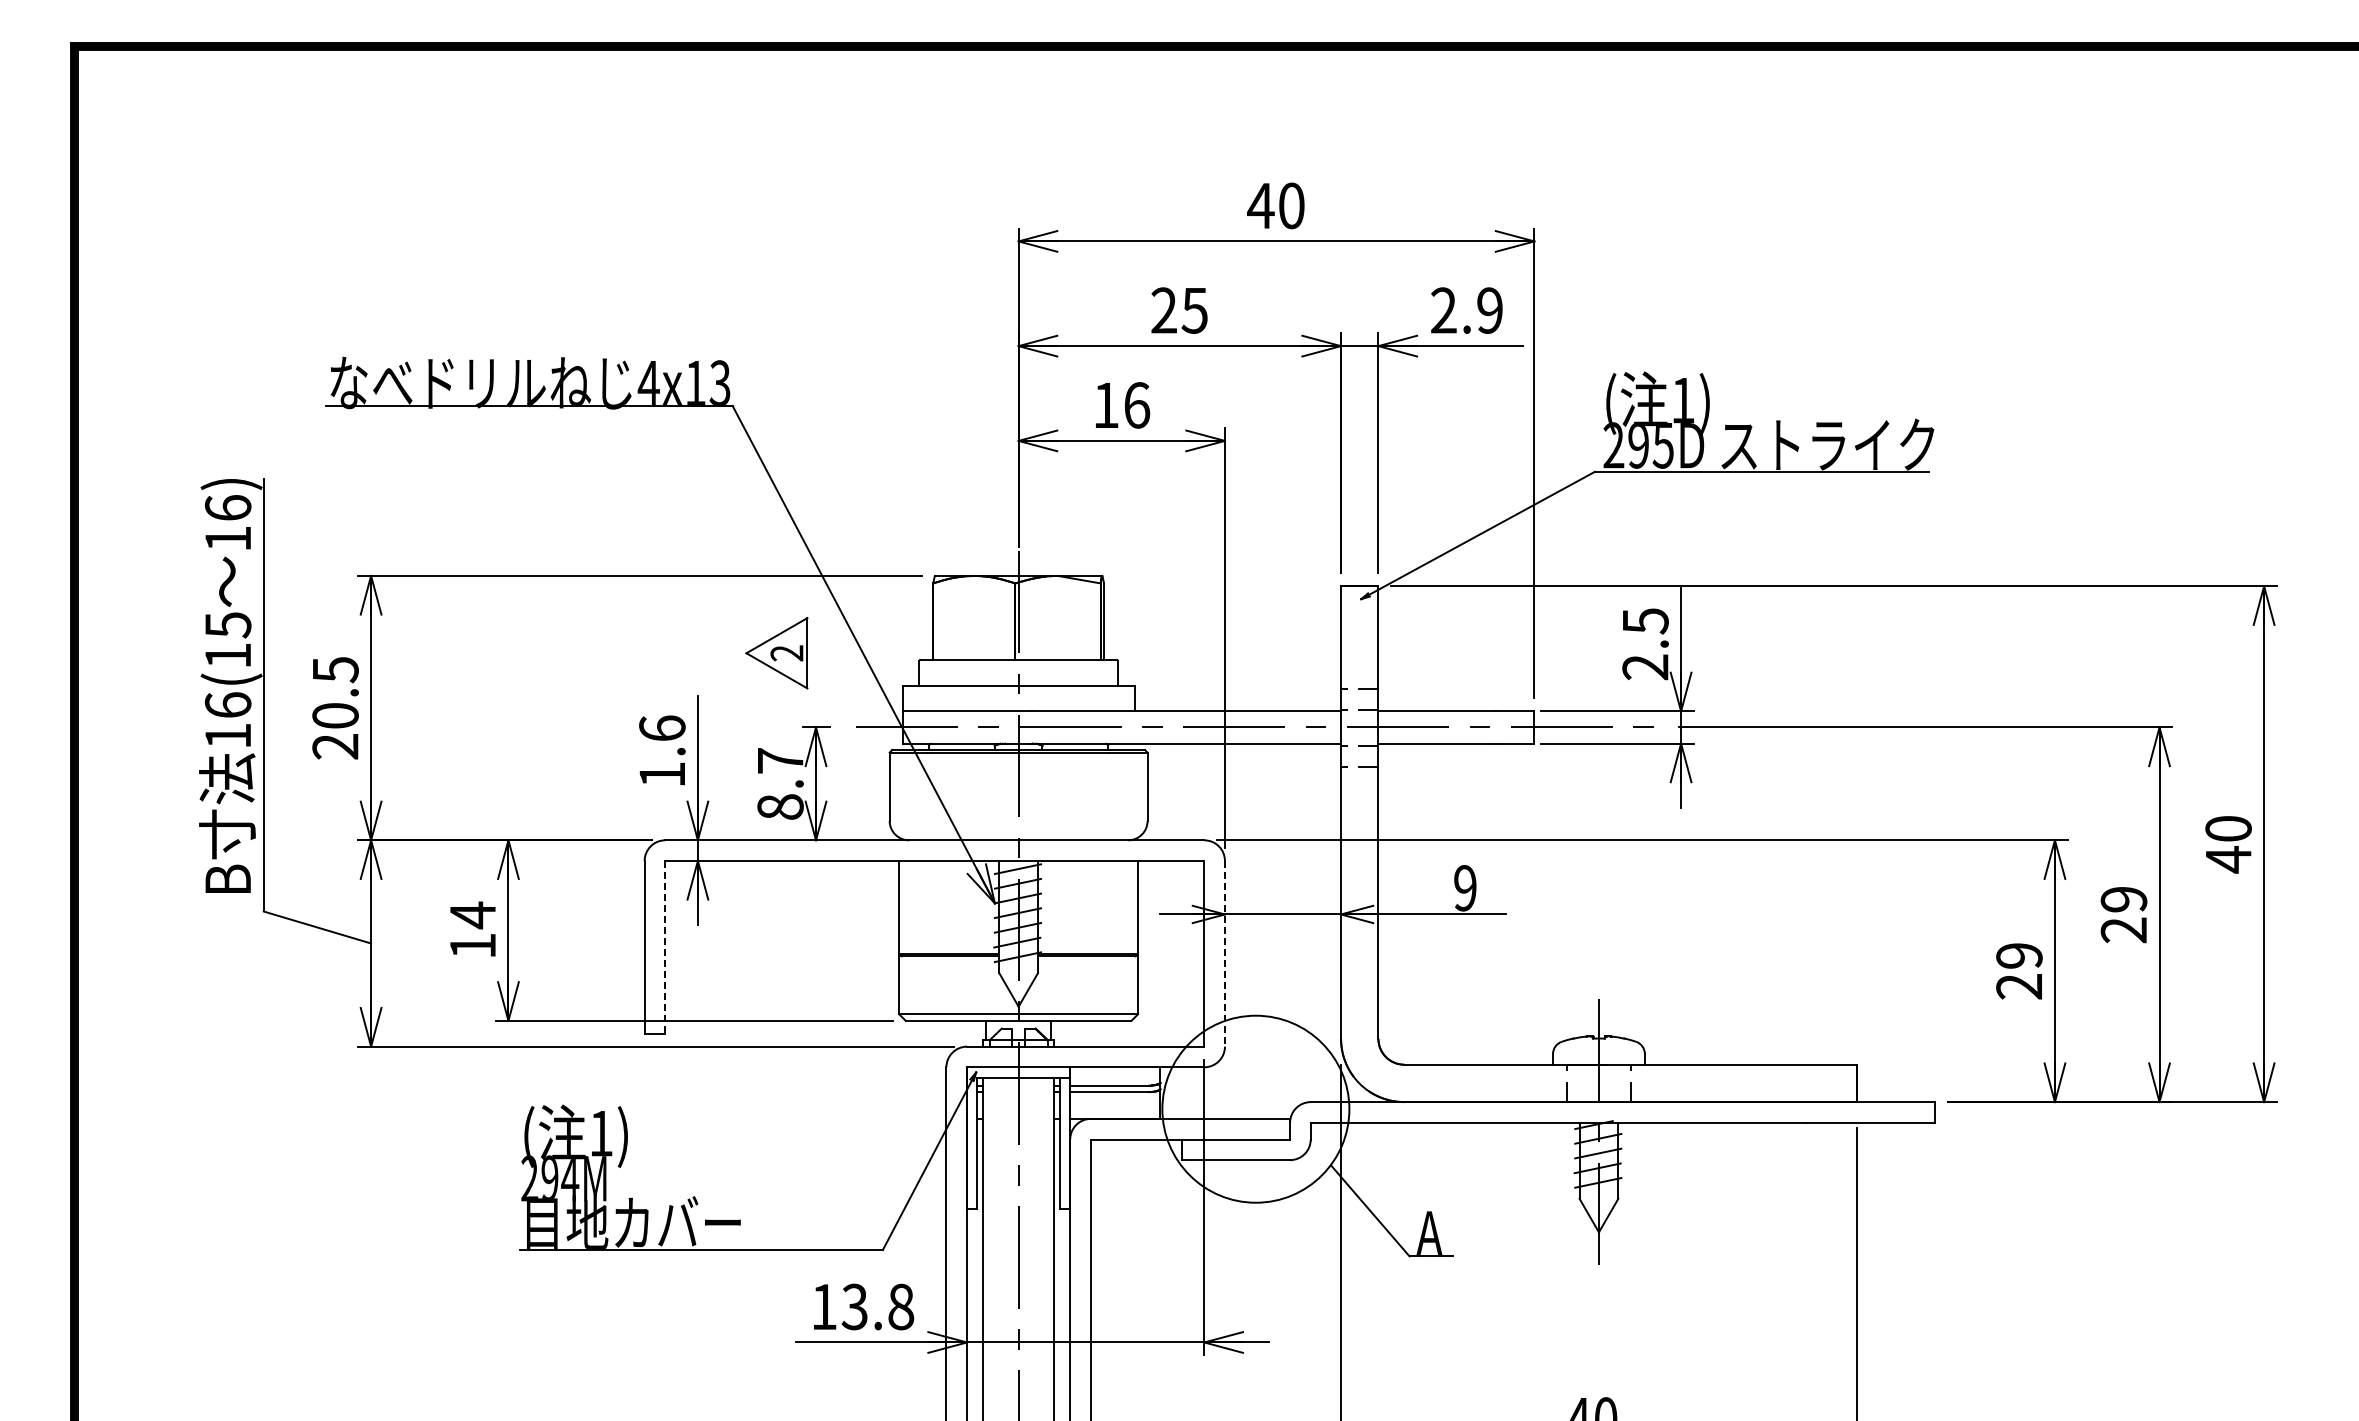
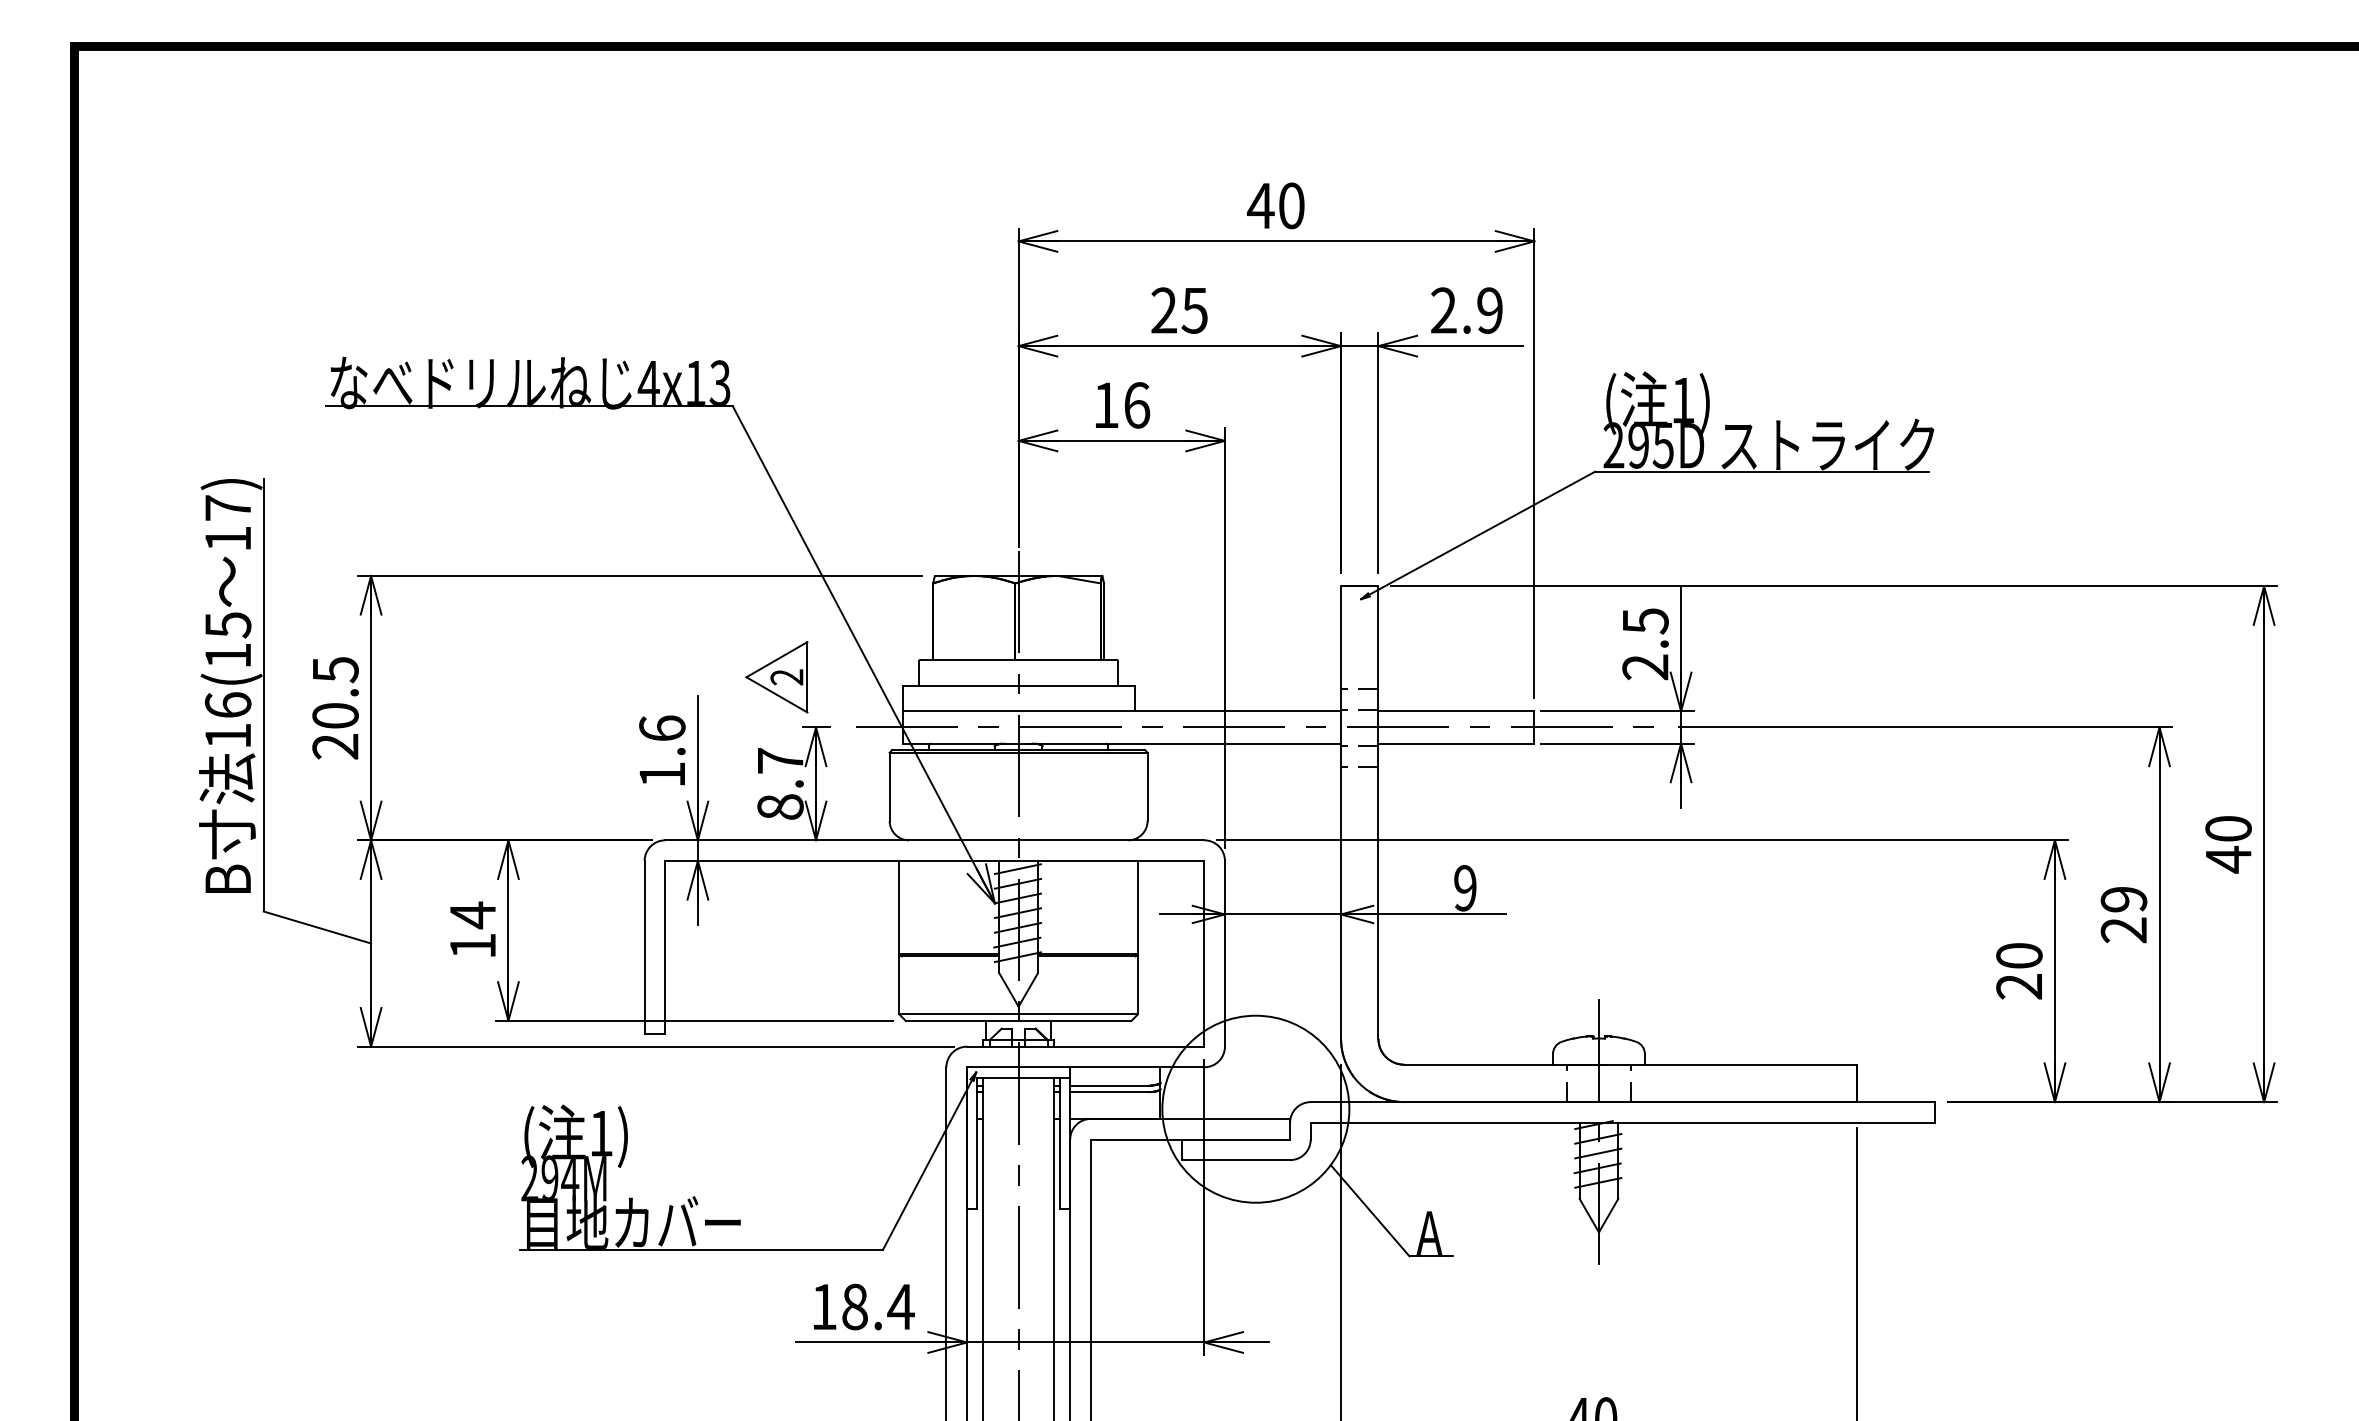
text: 16) -> 17) (227, 507)
part position: (776, 653) -> (776, 677) (776, 677)
line: dashed -> solid (665, 947)
line: dashed -> solid (1224, 953)
text: 29 -> 20 (2019, 955)
text: 13.8 -> 18.4 (877, 1306)
